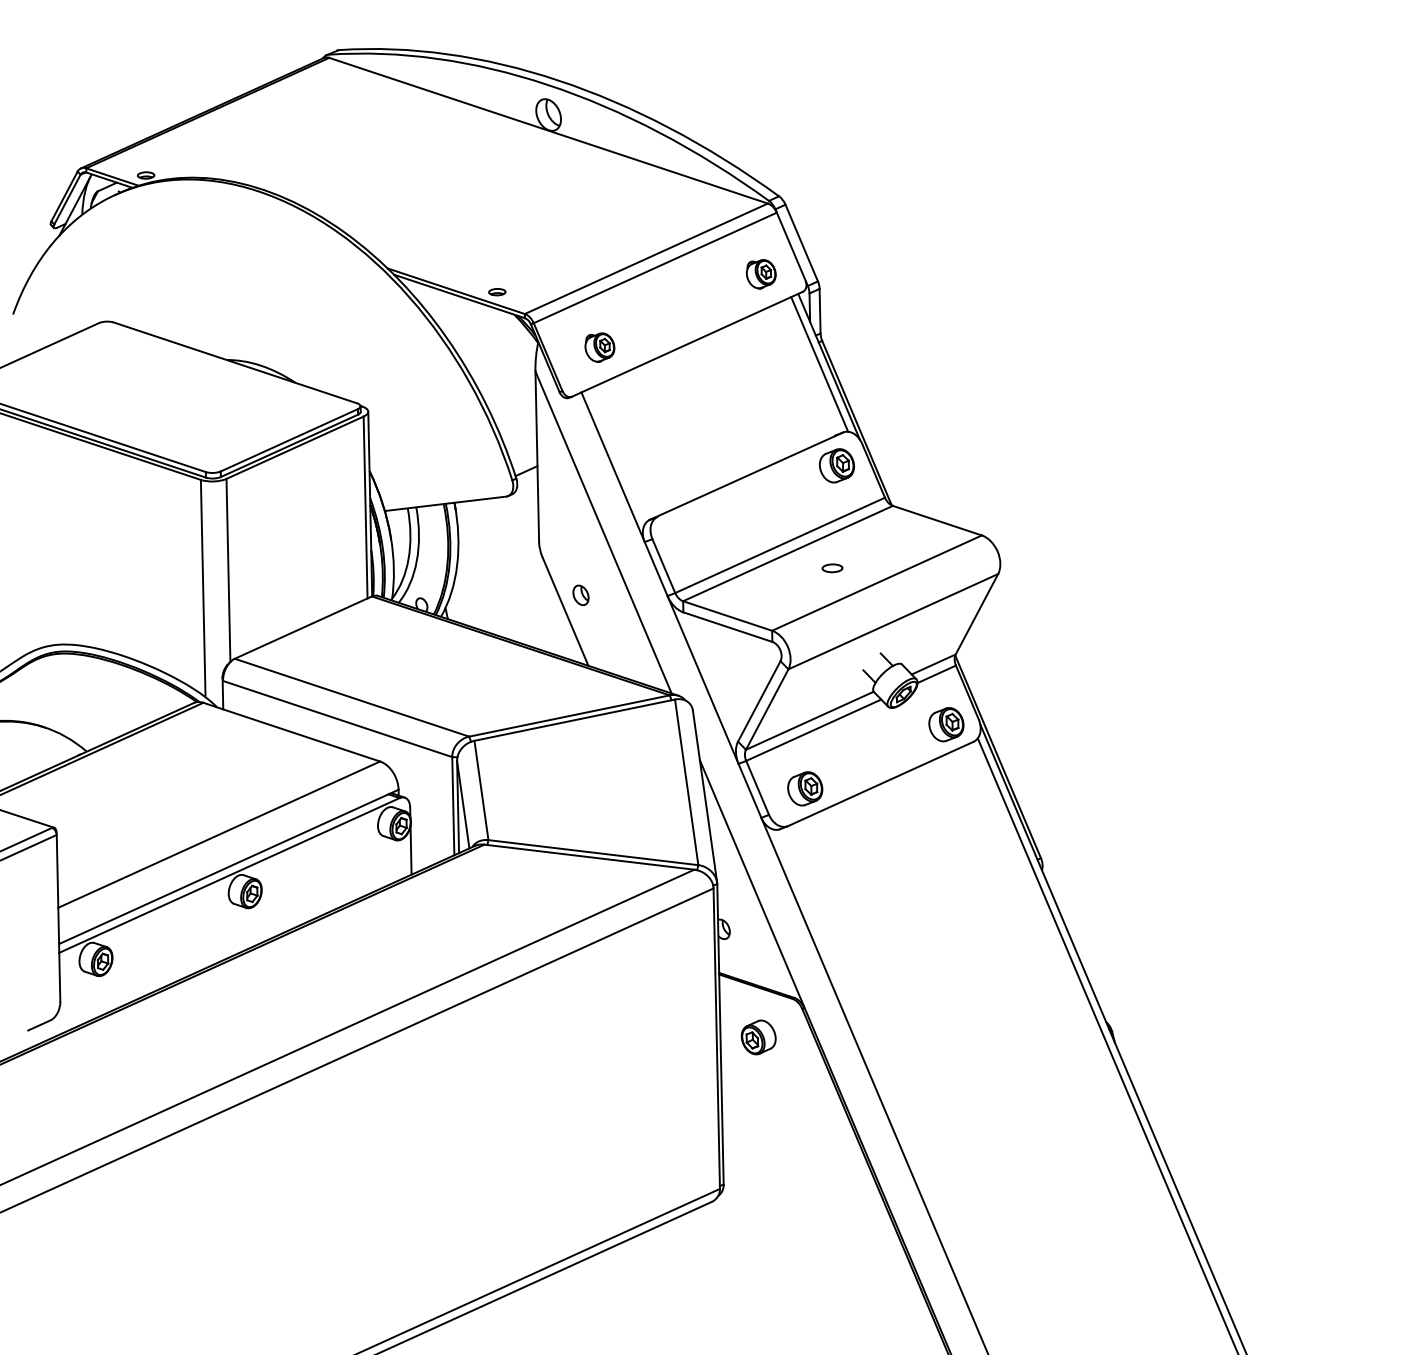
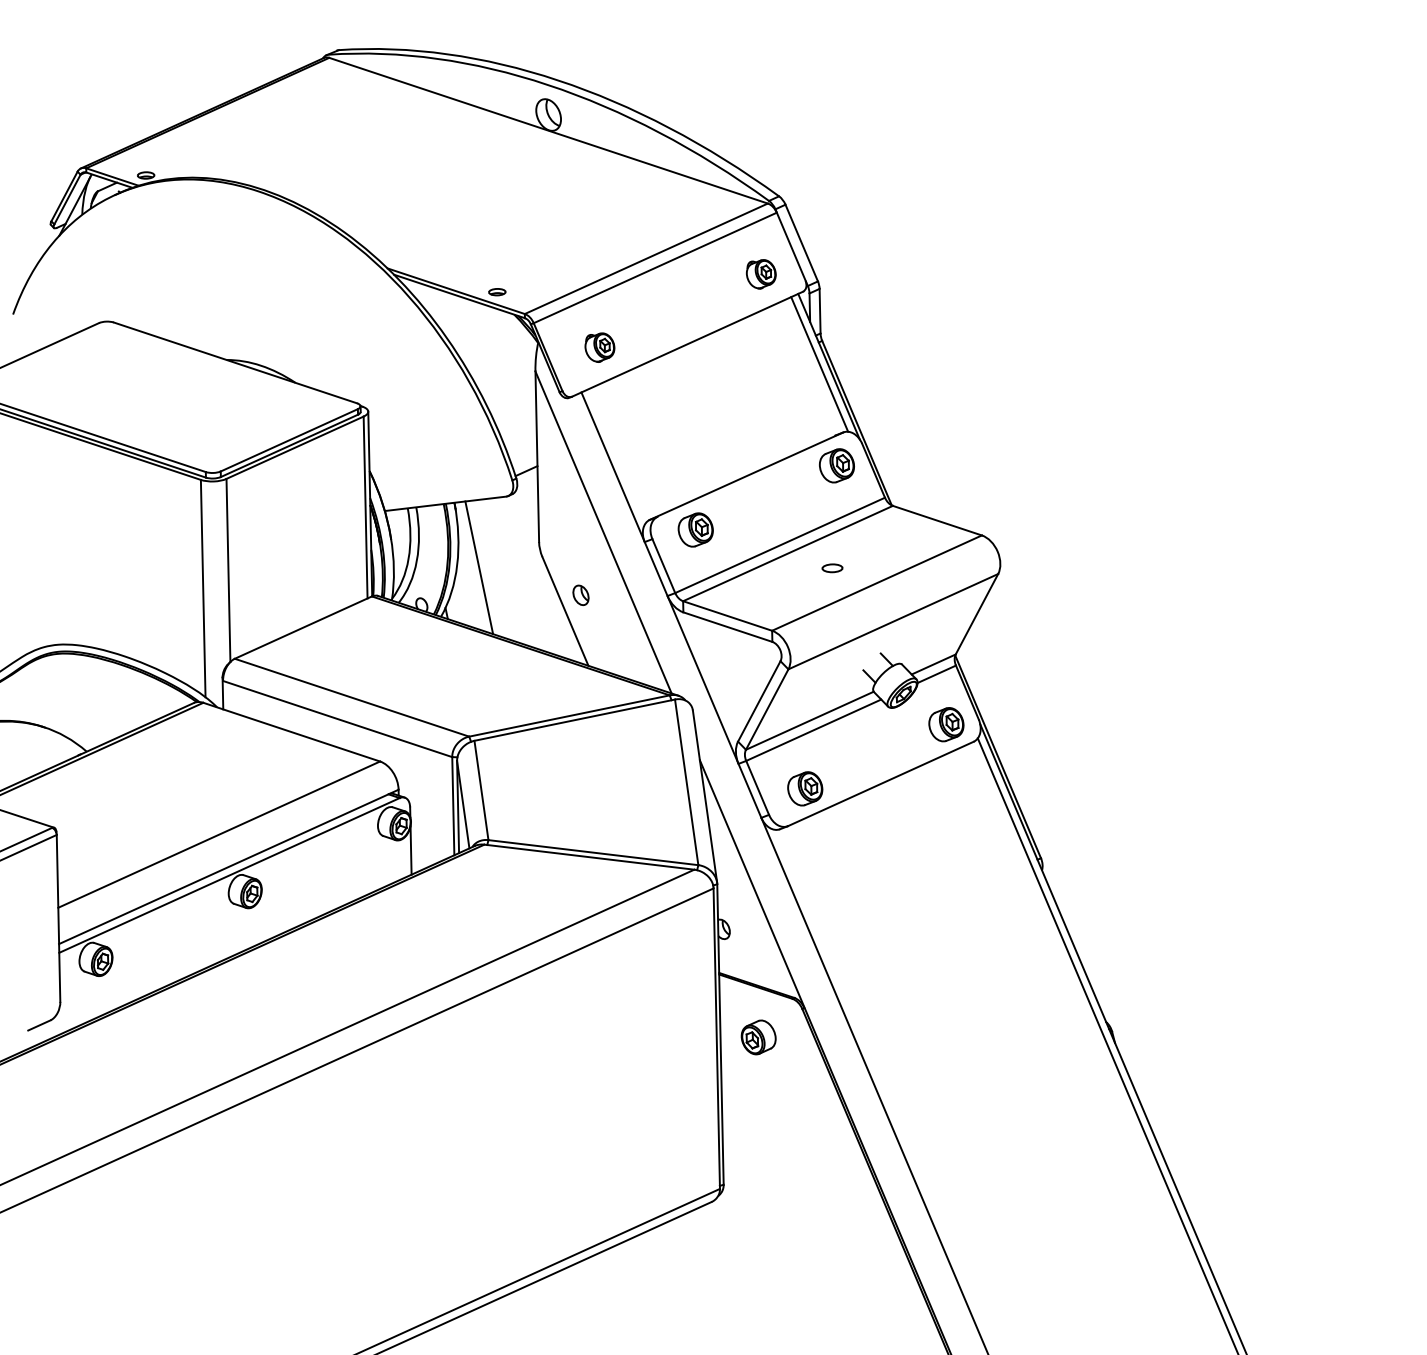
part: none -> present (695, 529)
line: none -> present (479, 567)
